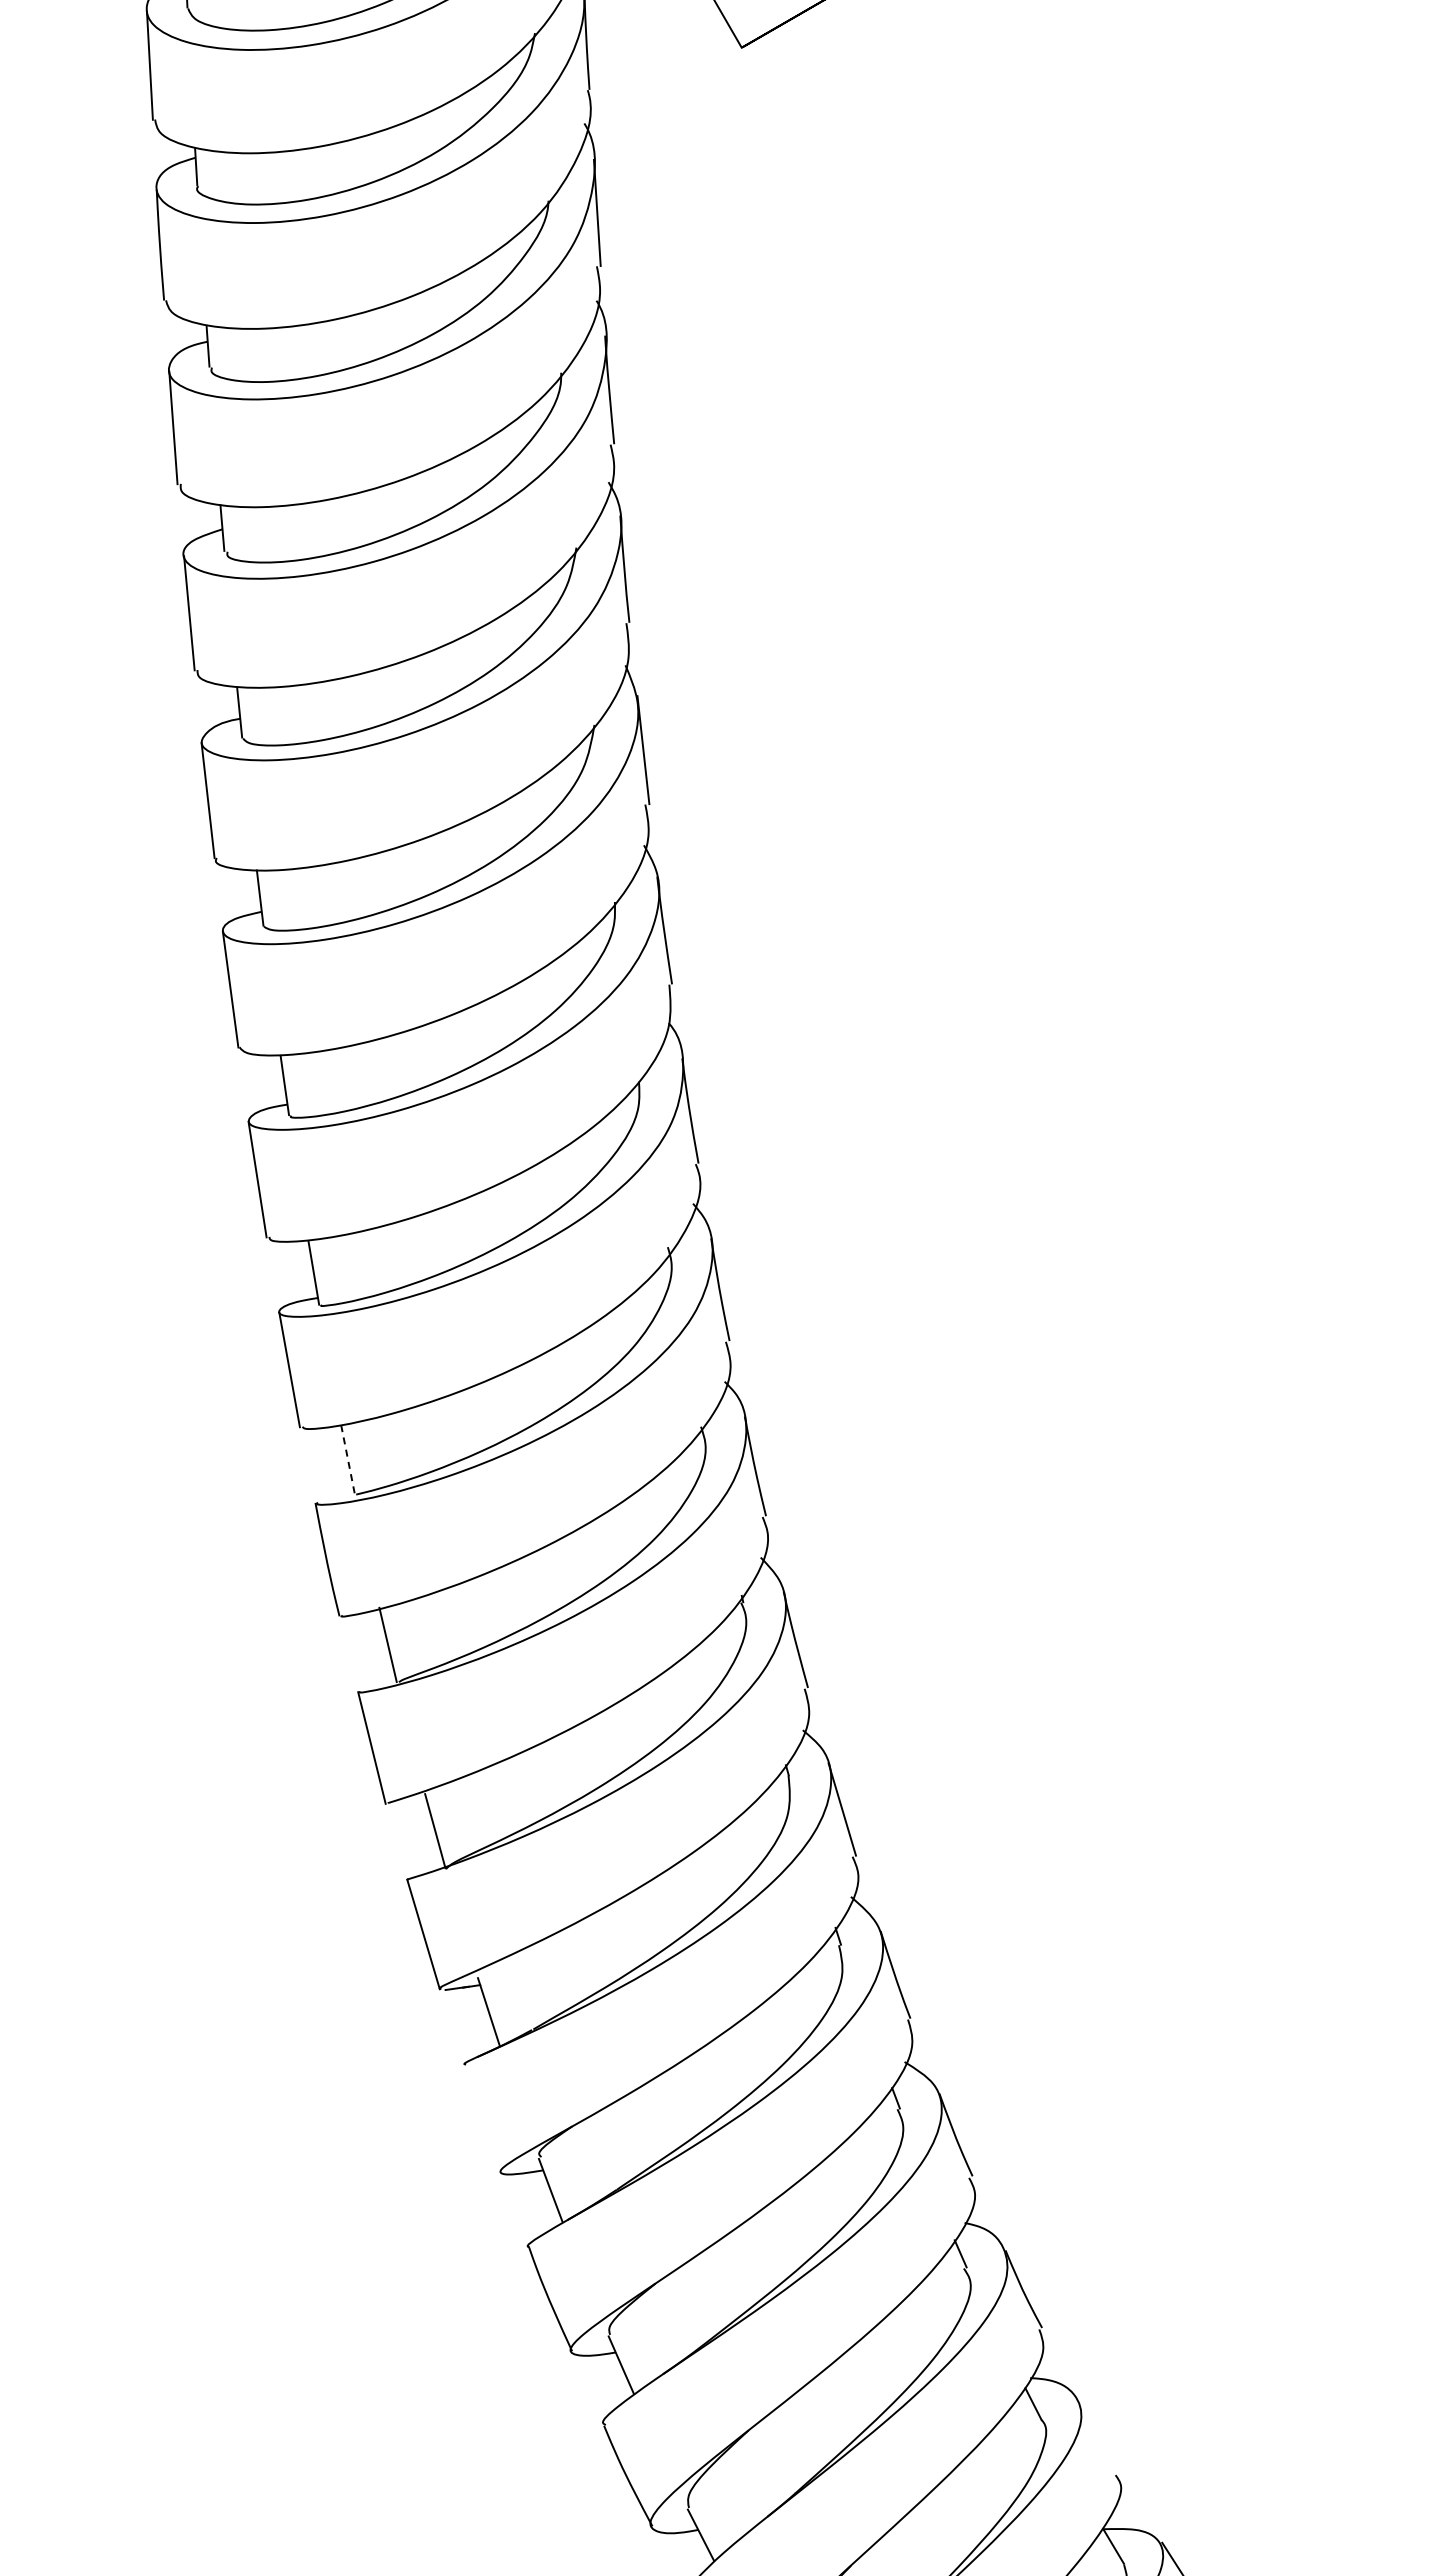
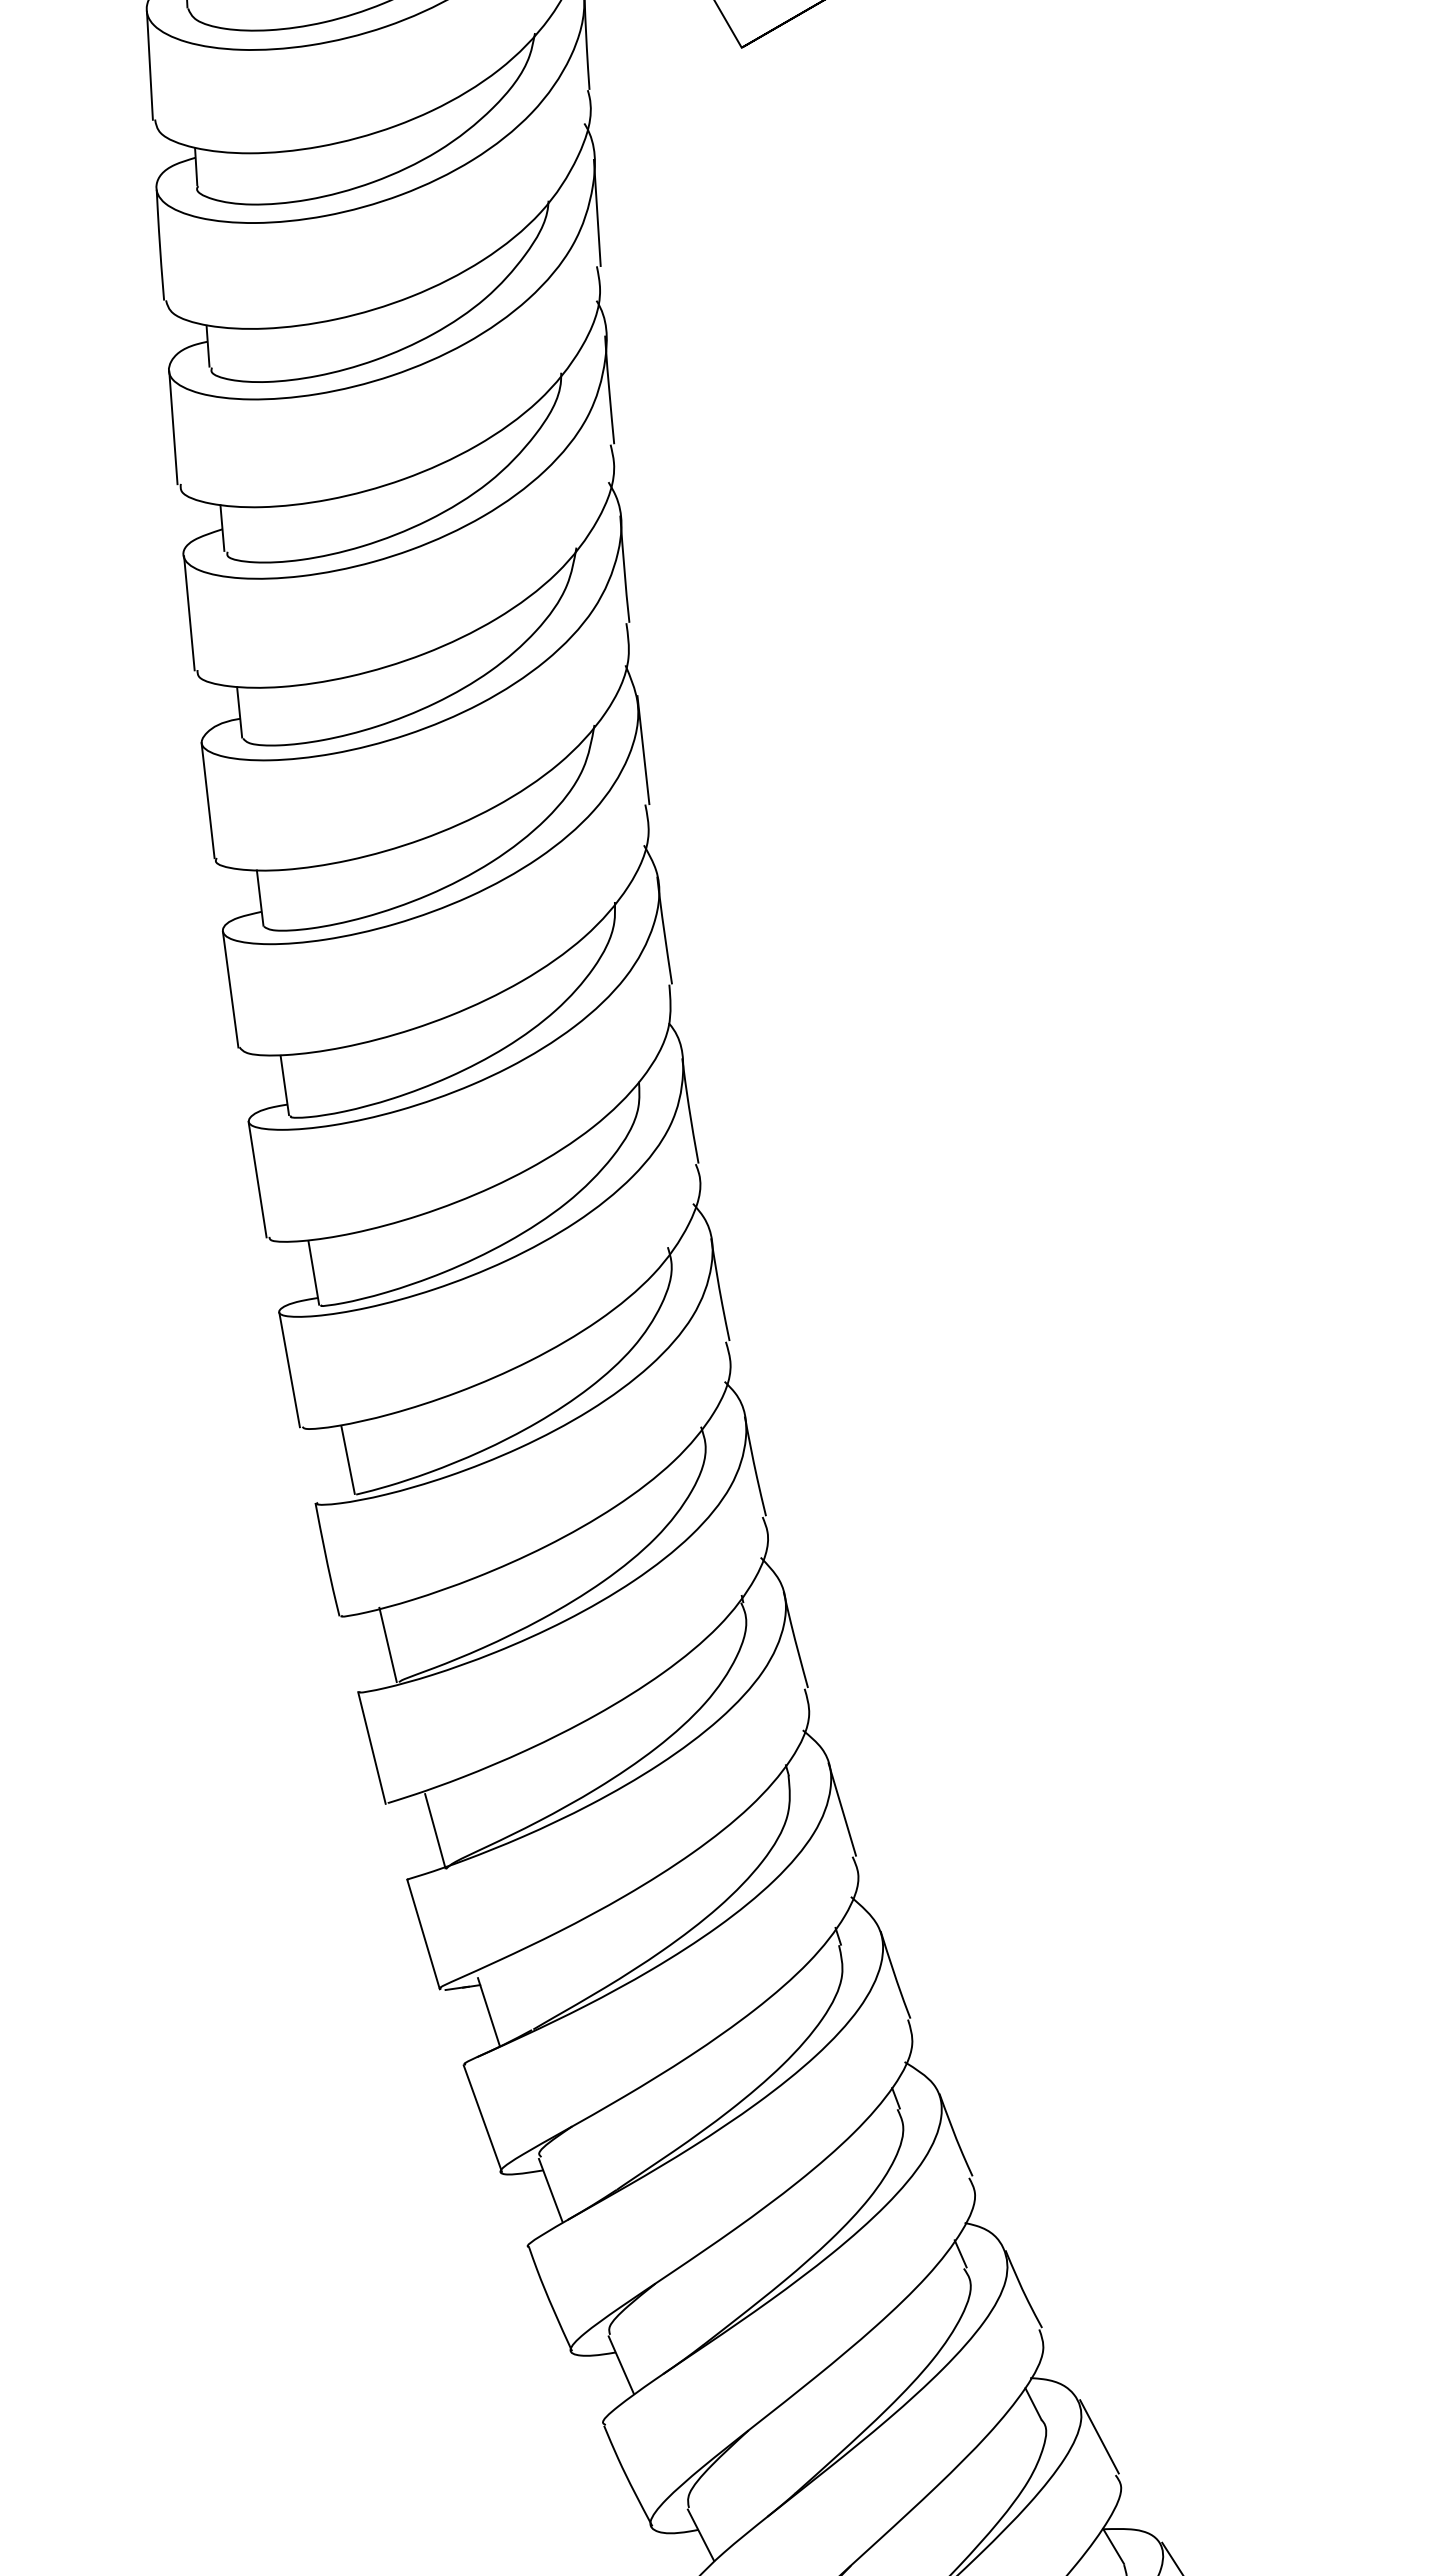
line: dashed -> solid (348, 1459)
line: none -> present (482, 2118)
line: none -> present (1099, 2436)
